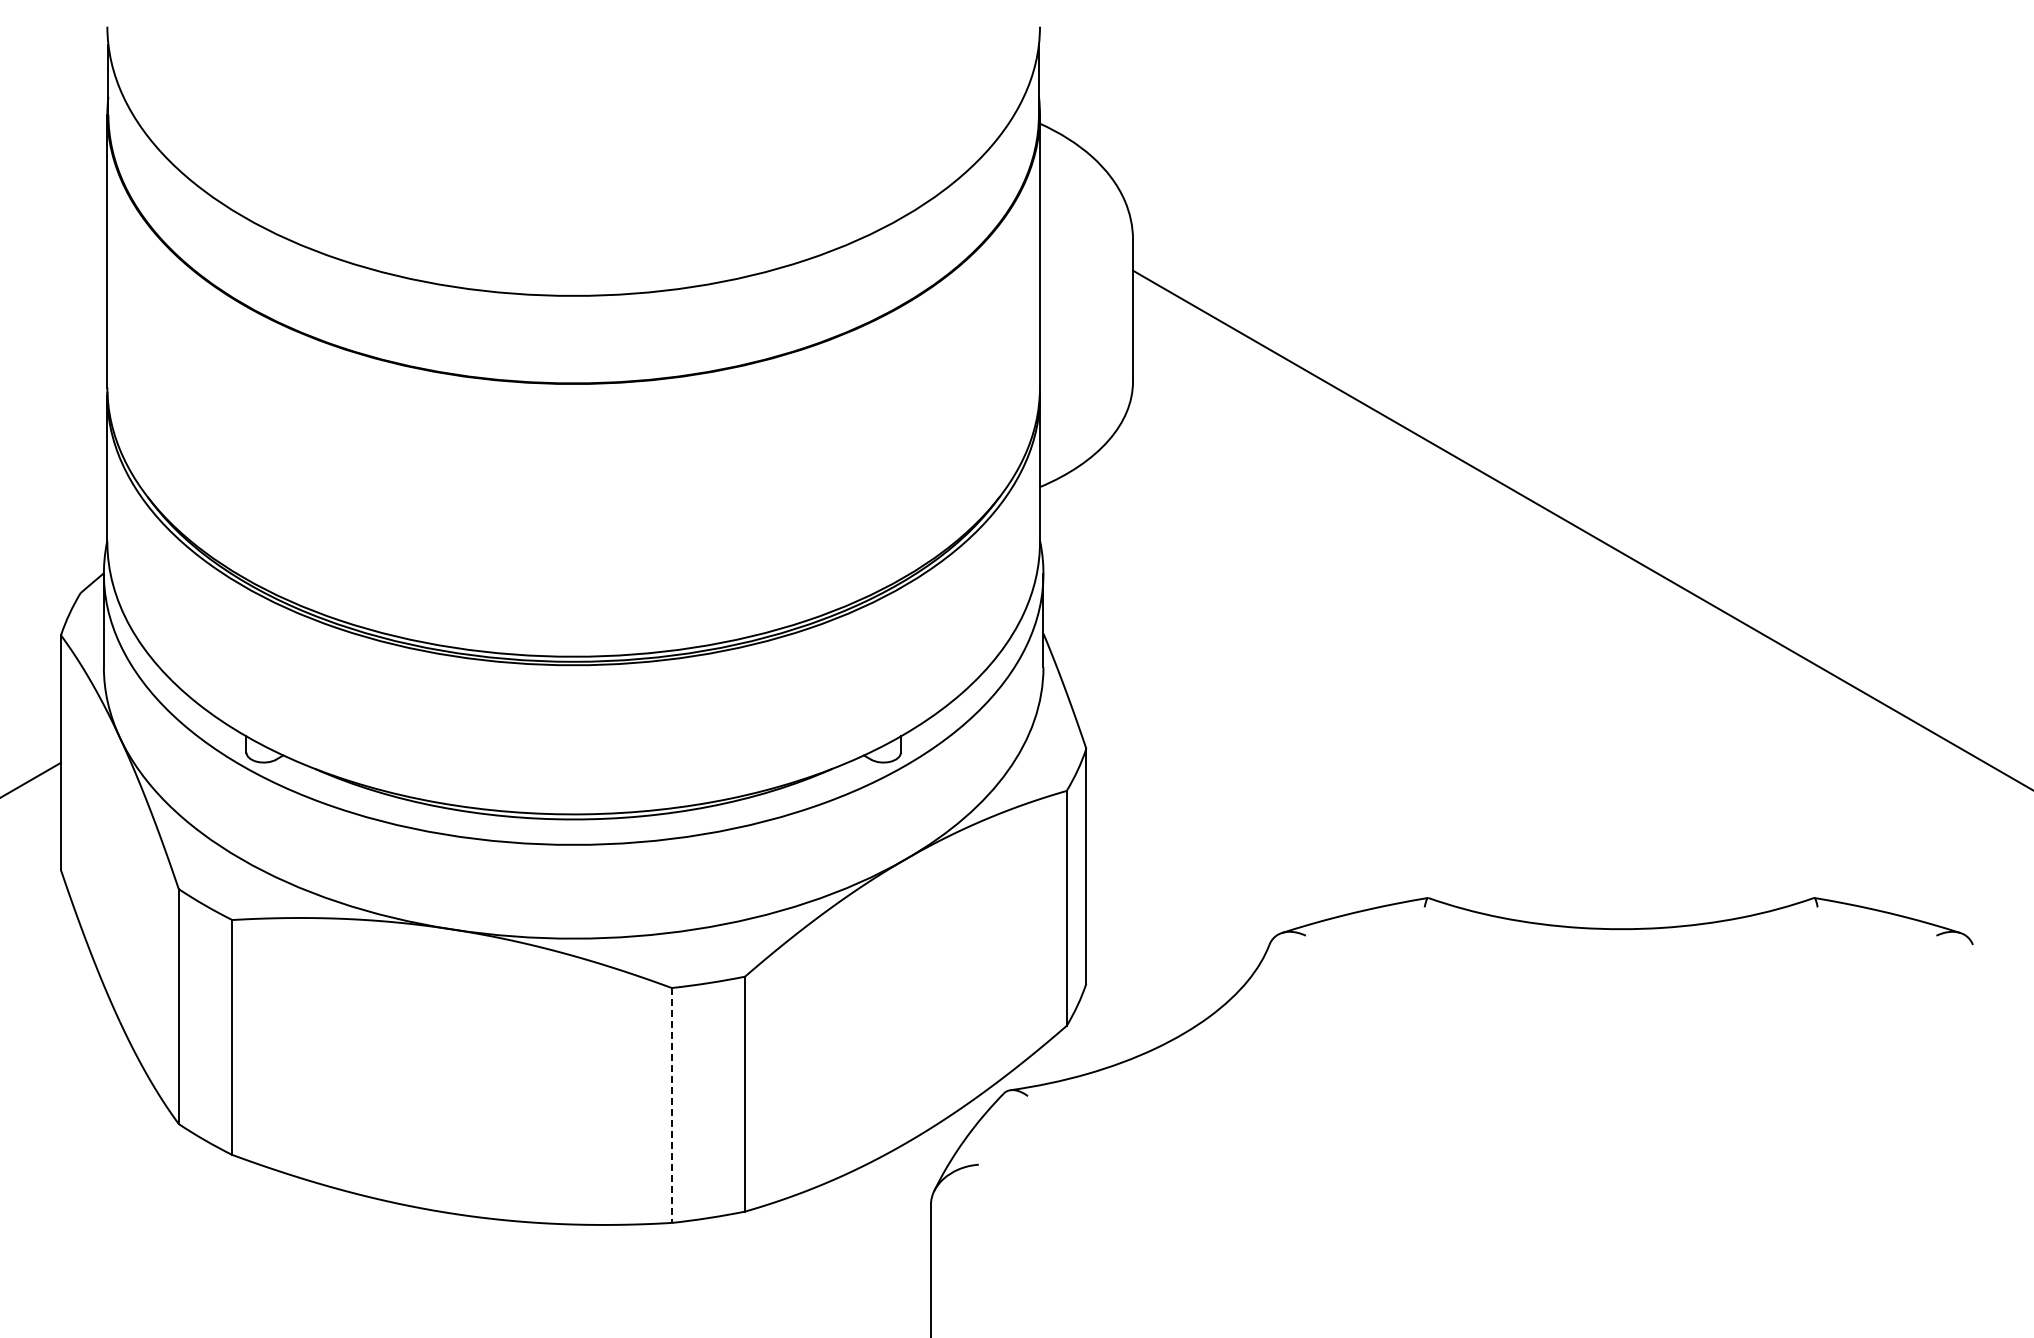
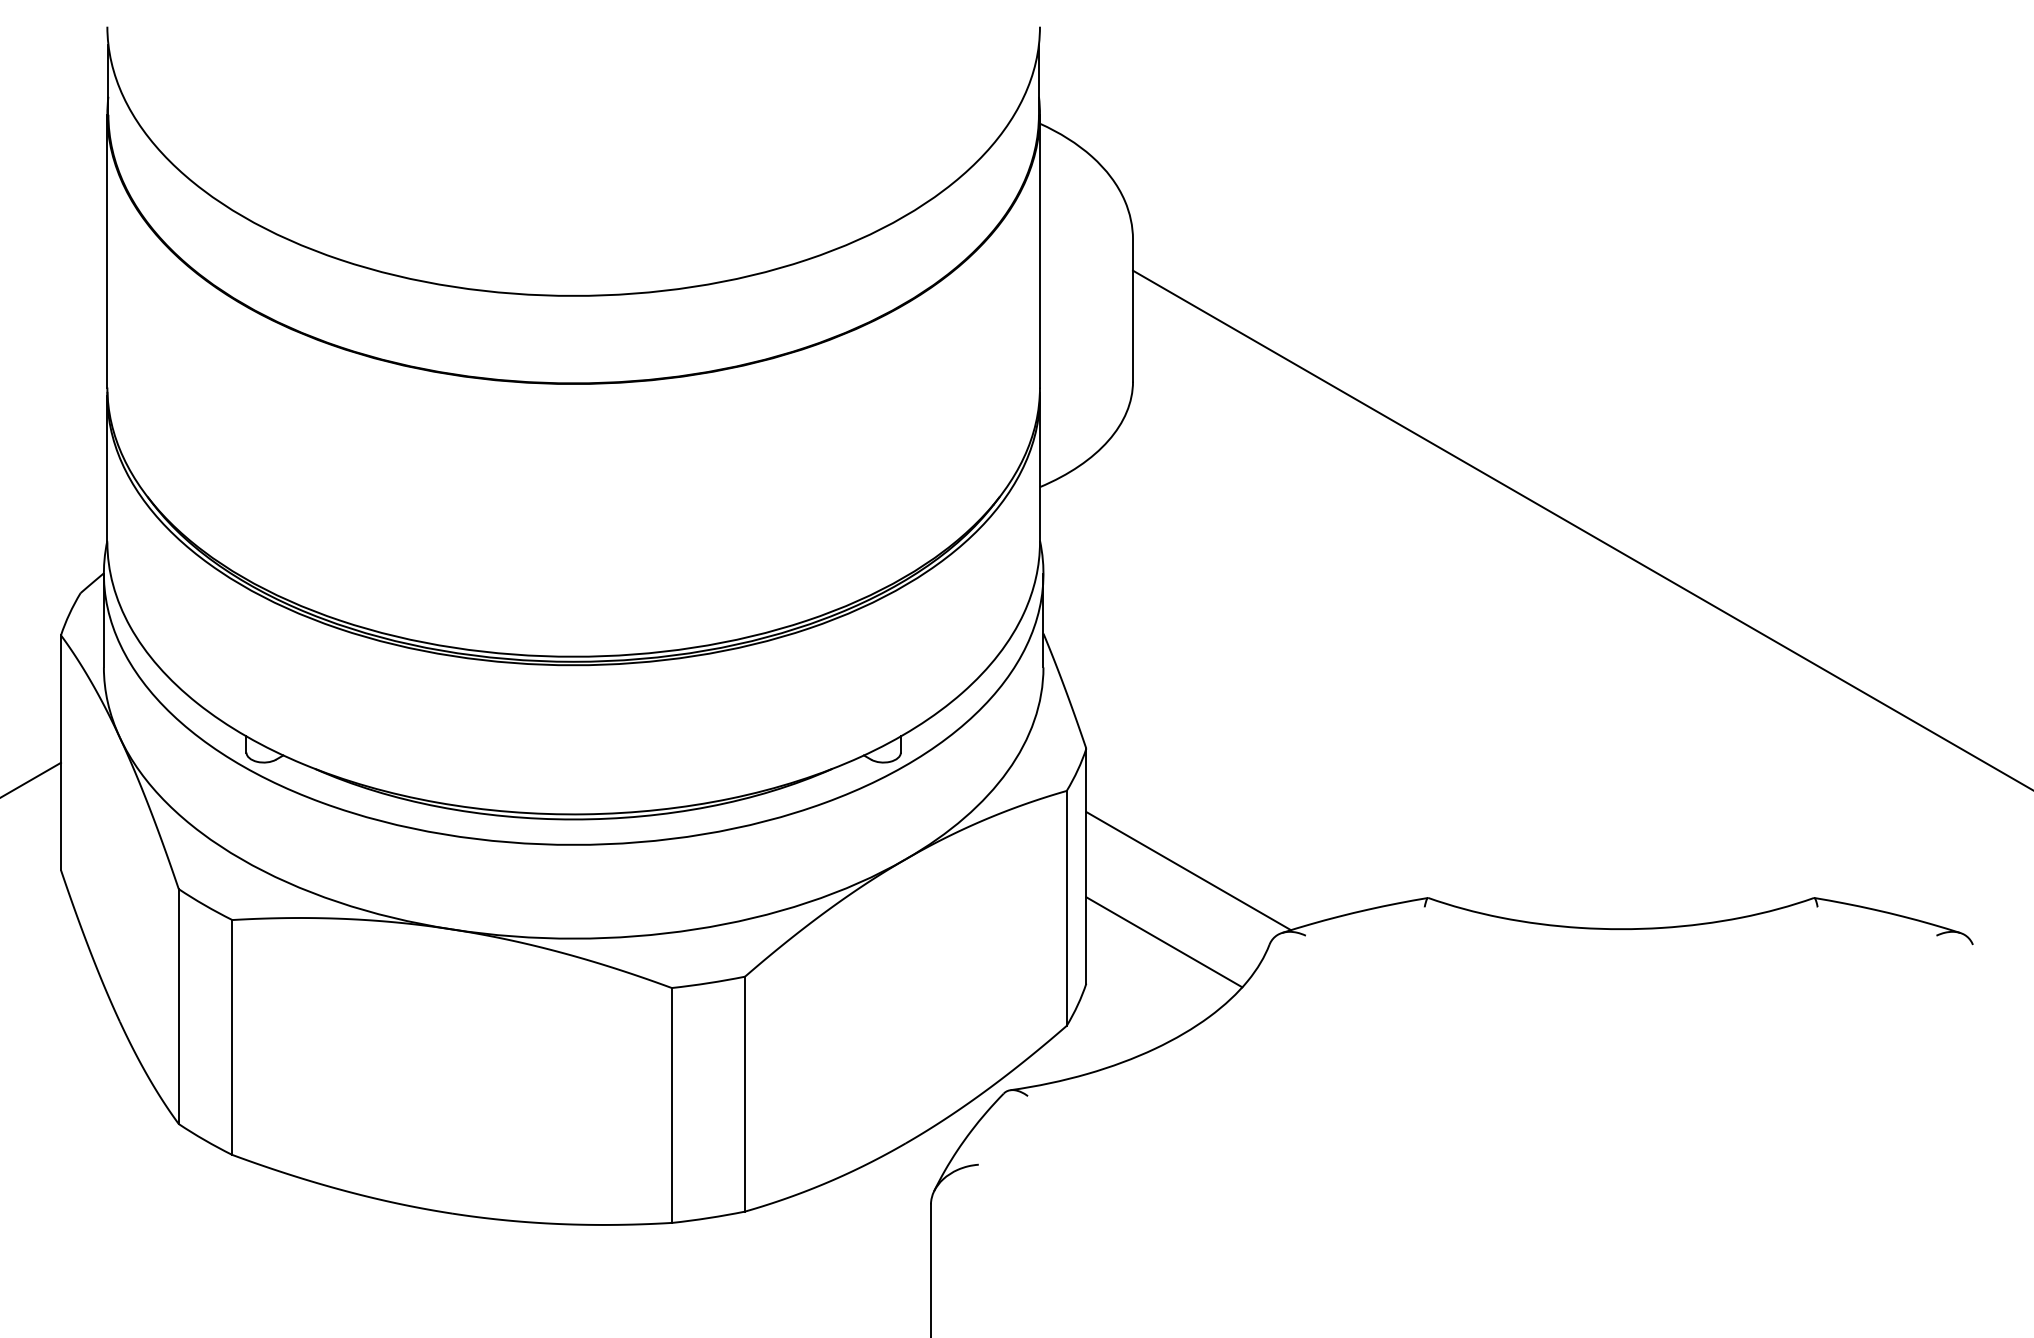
line: none -> present (1188, 871)
line: none -> present (1164, 942)
line: dashed -> solid (671, 1105)
